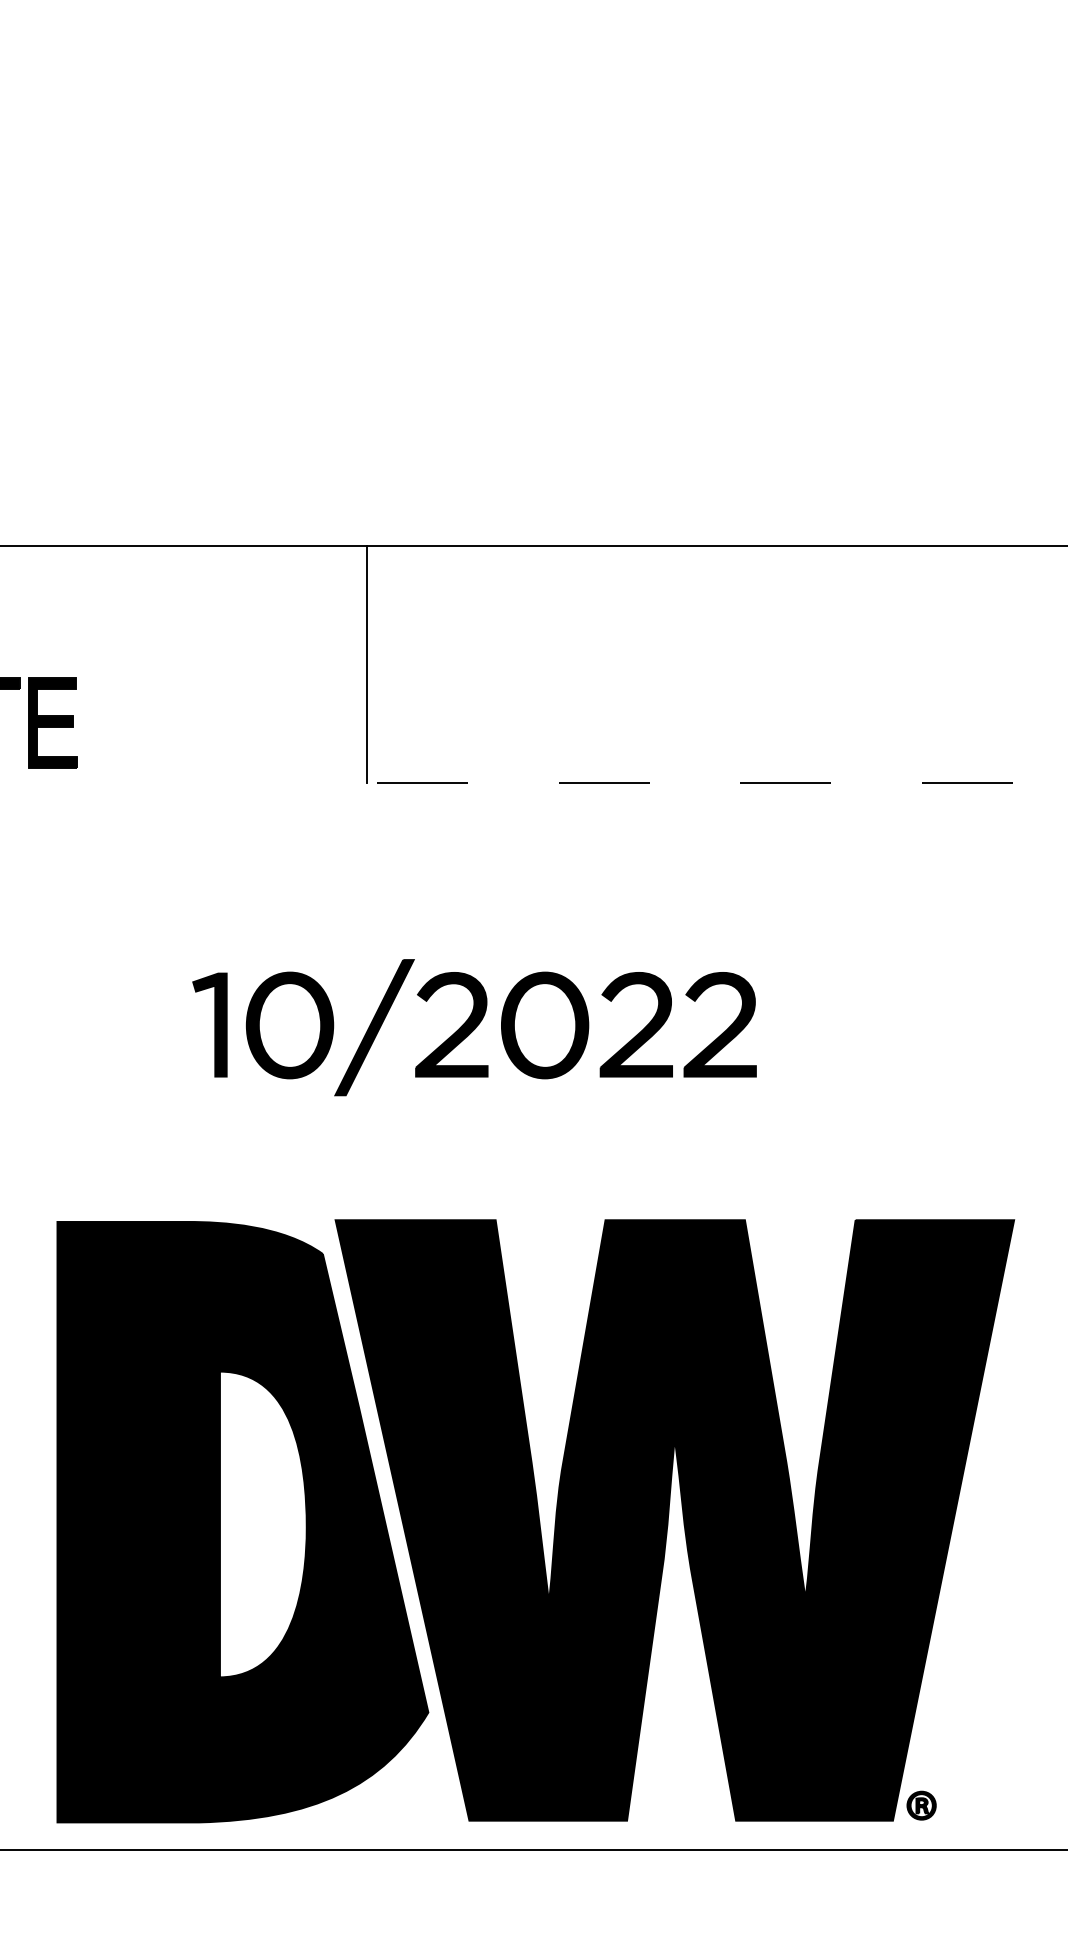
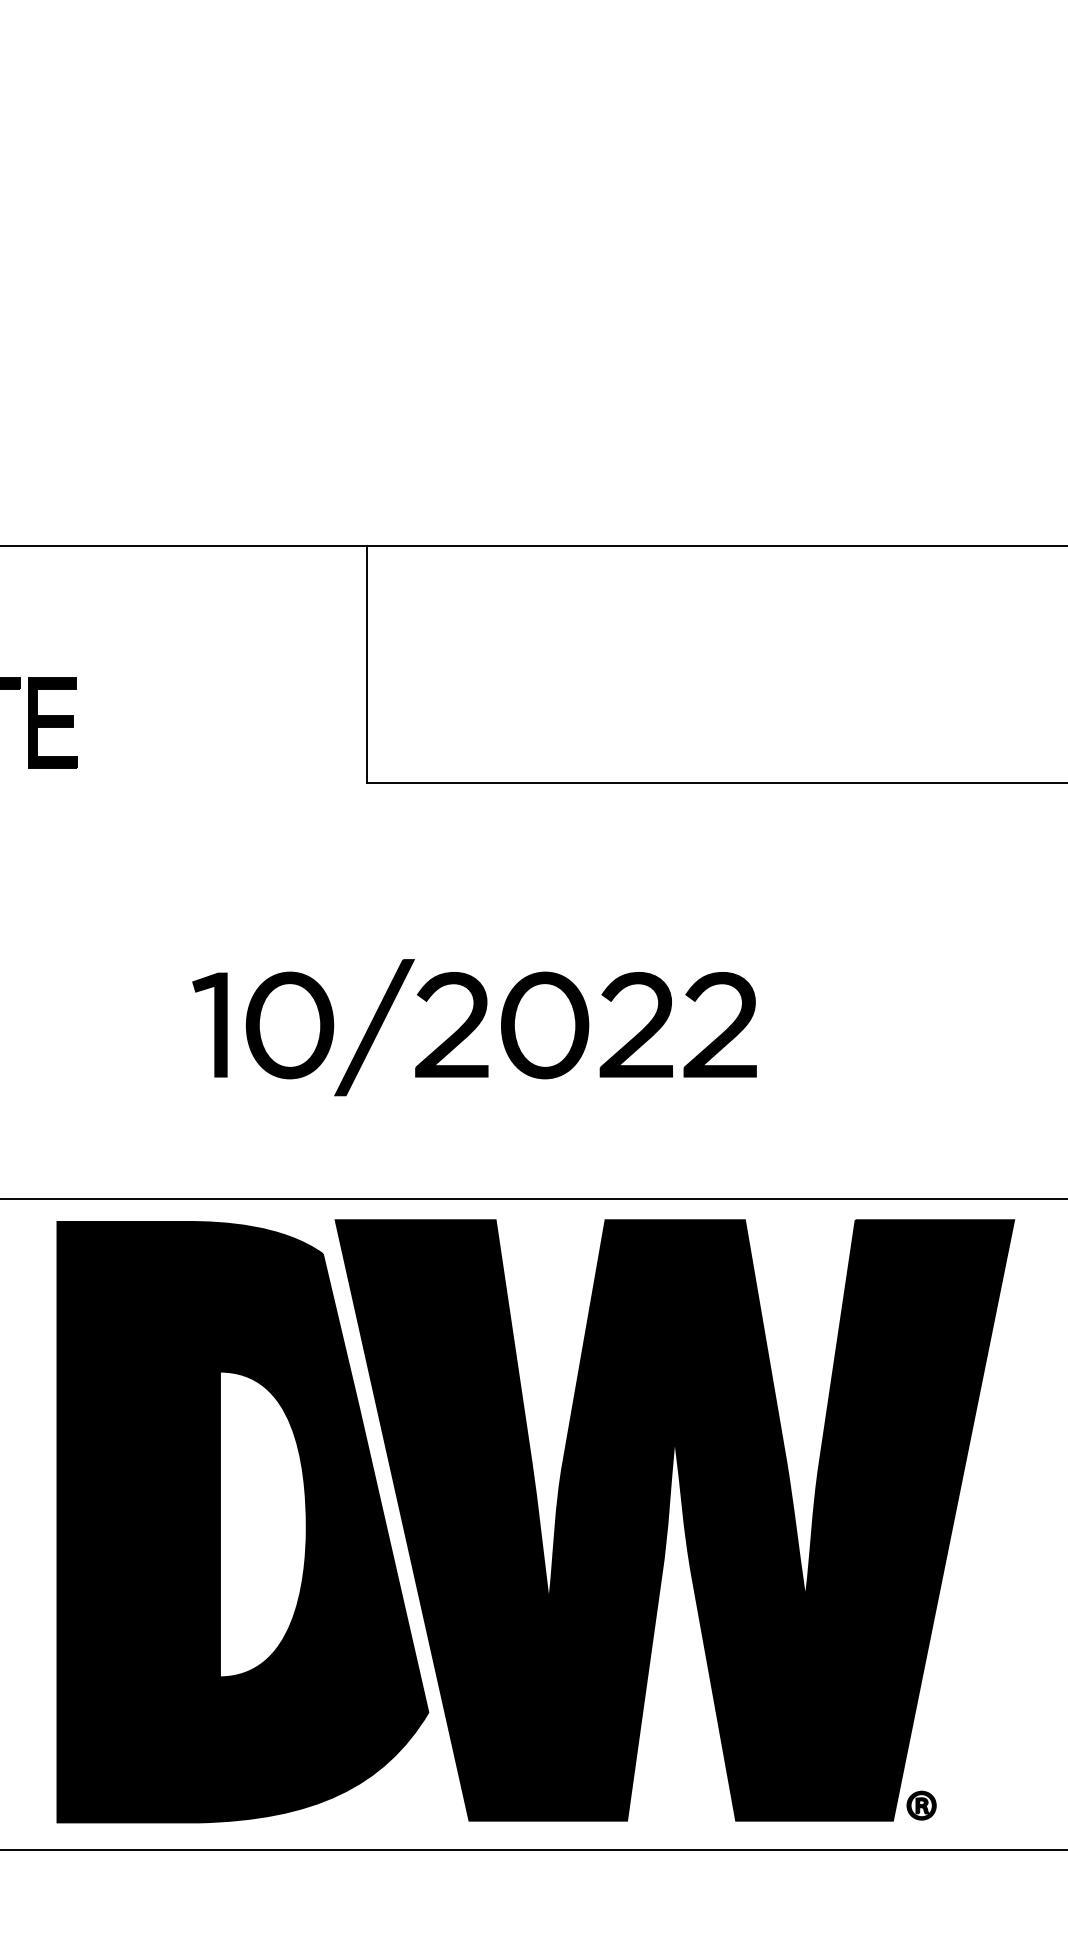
line: dashed -> solid (716, 783)
line: none -> present (533, 1199)
